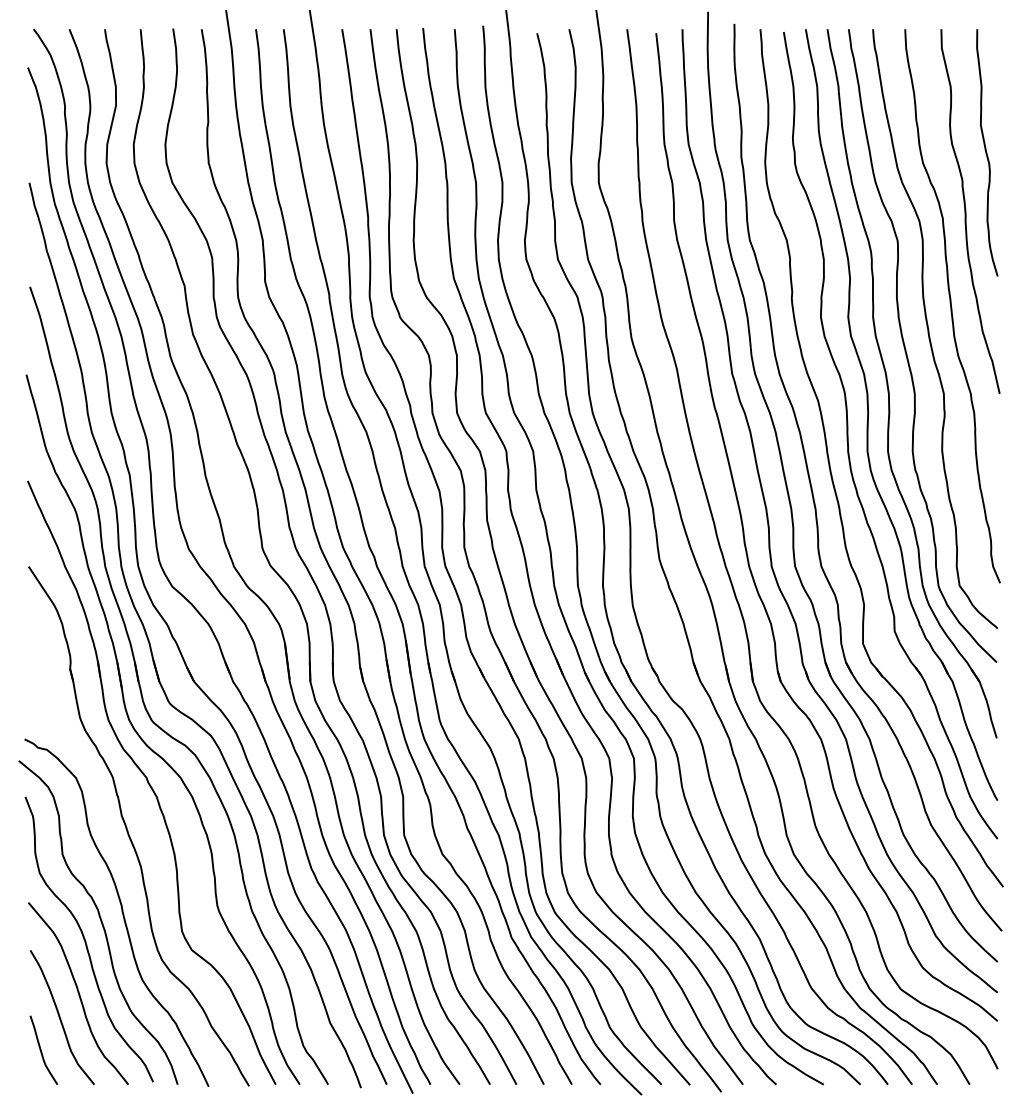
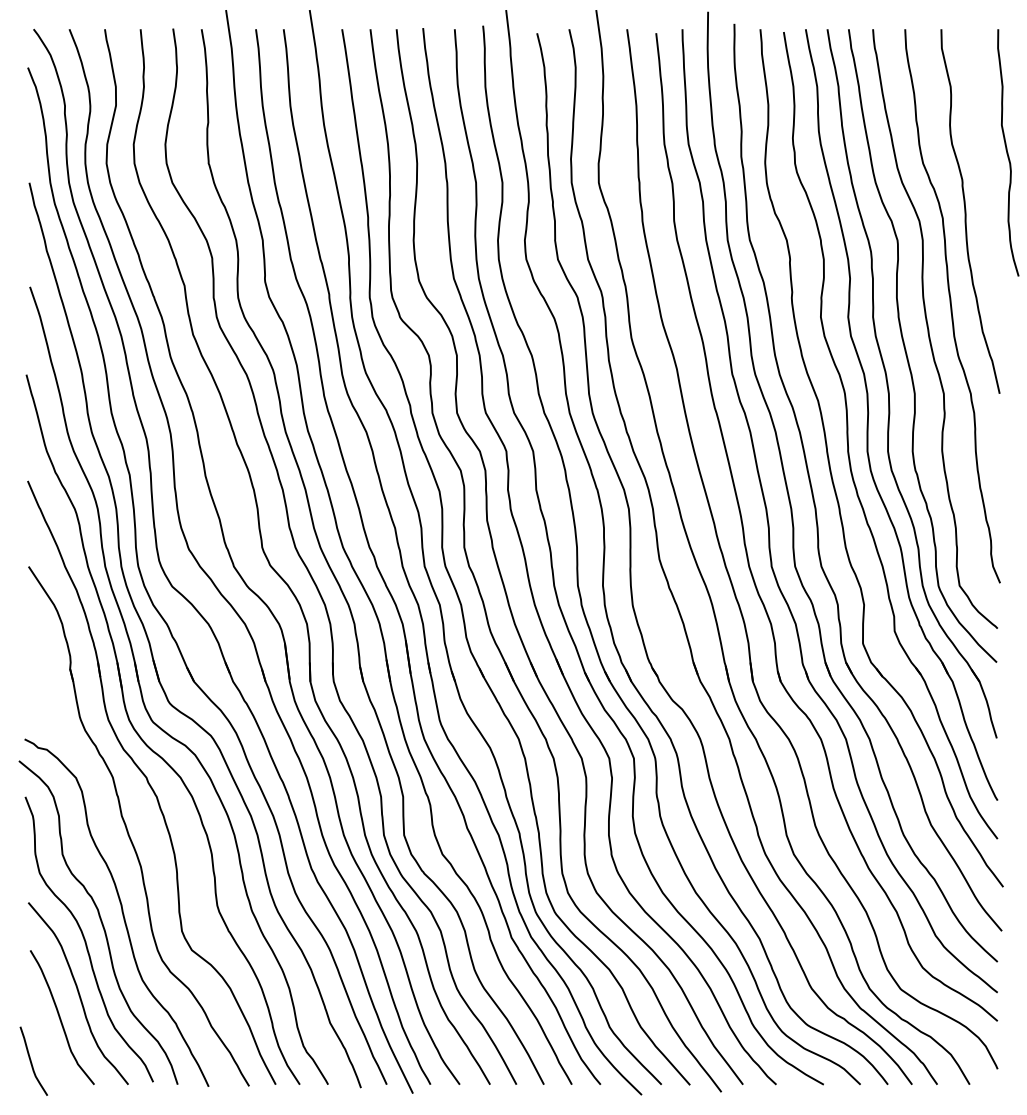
curve position: (987, 152) -> (1008, 152) (1008, 152)
curve position: (41, 1049) -> (31, 1060) (31, 1060)
